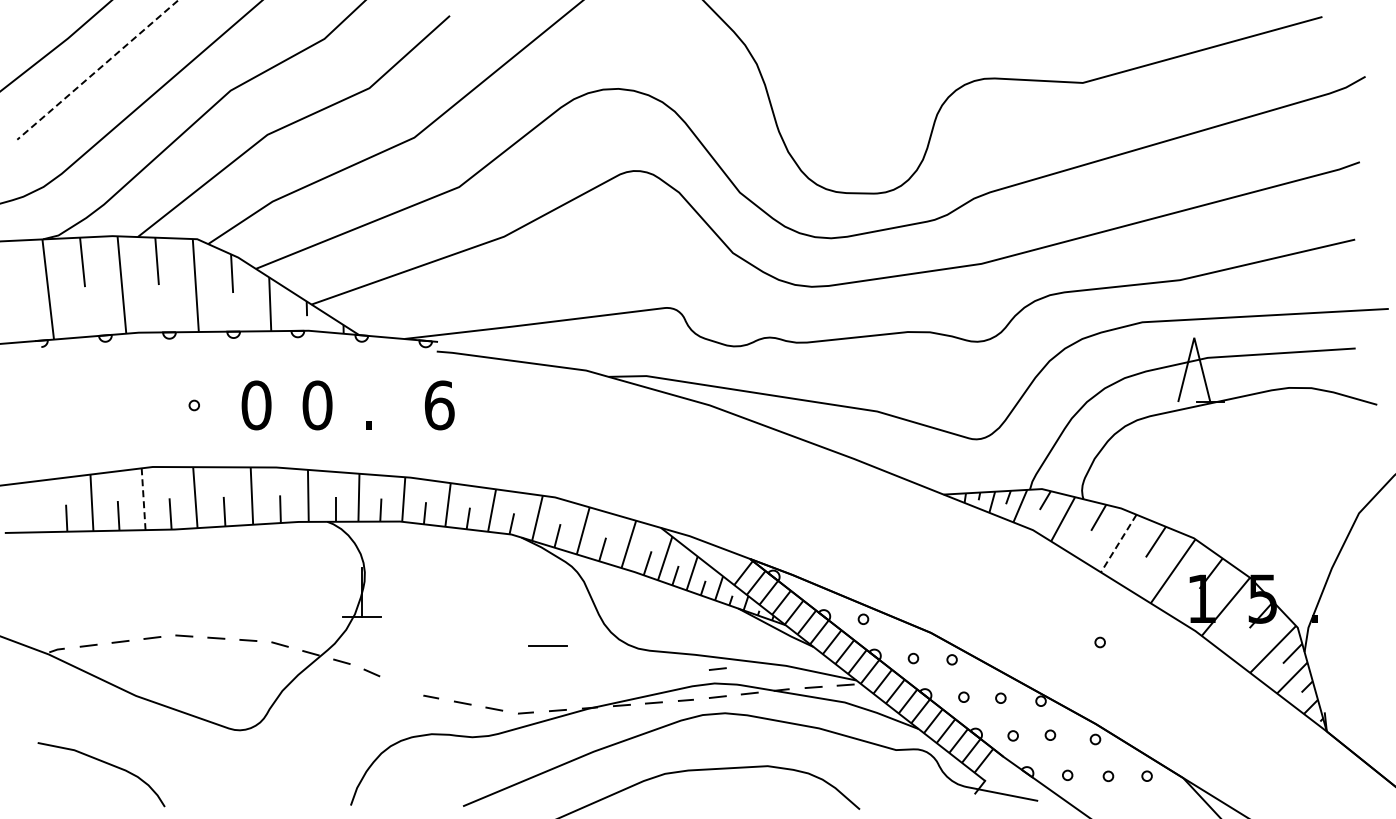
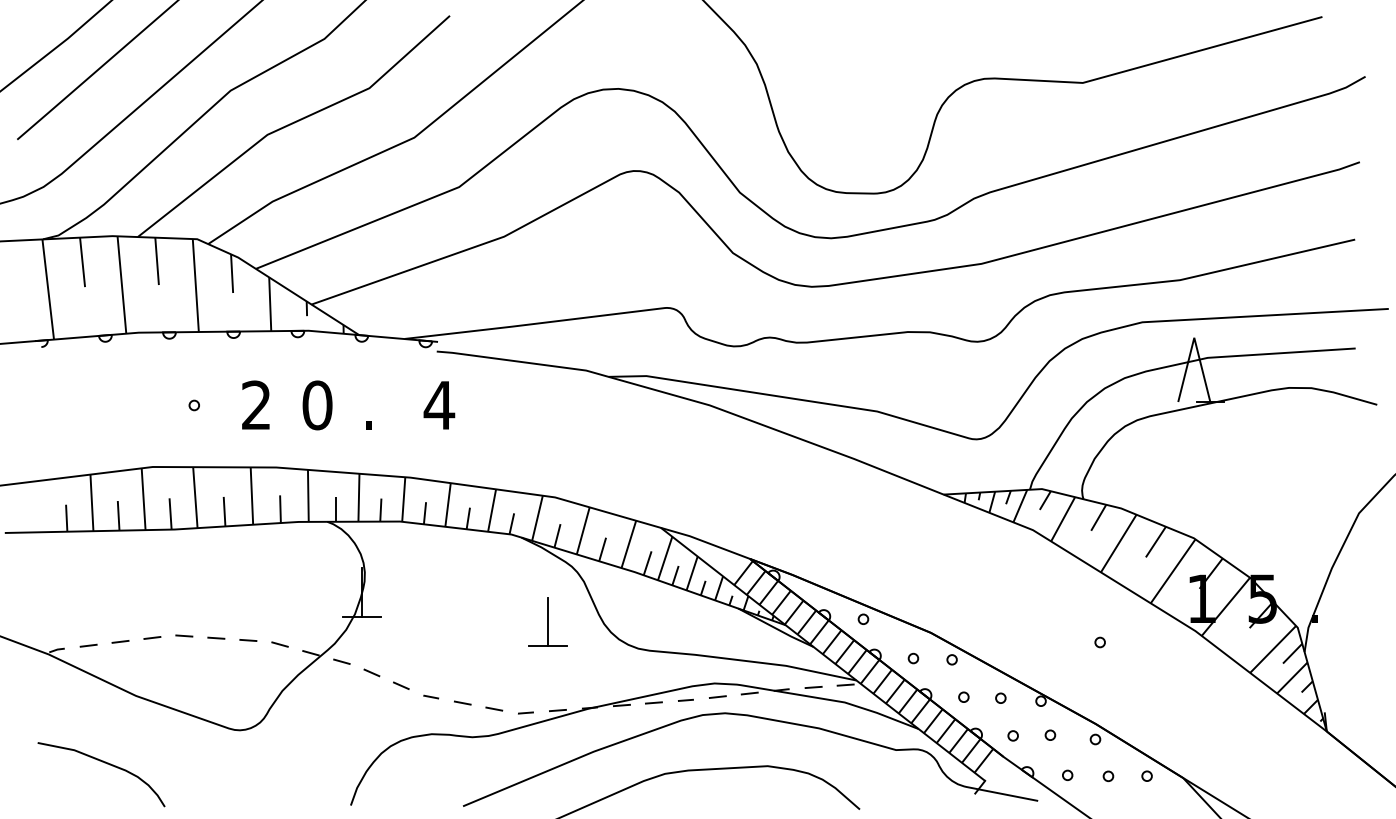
line: dashed -> solid (97, 70)
text: 0 -> 2 (256, 405)
text: 6 -> 4 (439, 405)
line: dashed -> solid (143, 498)
line: dashed -> solid (1118, 543)
line: none -> present (548, 621)
line: present -> none (717, 668)
line: none -> present (401, 685)
